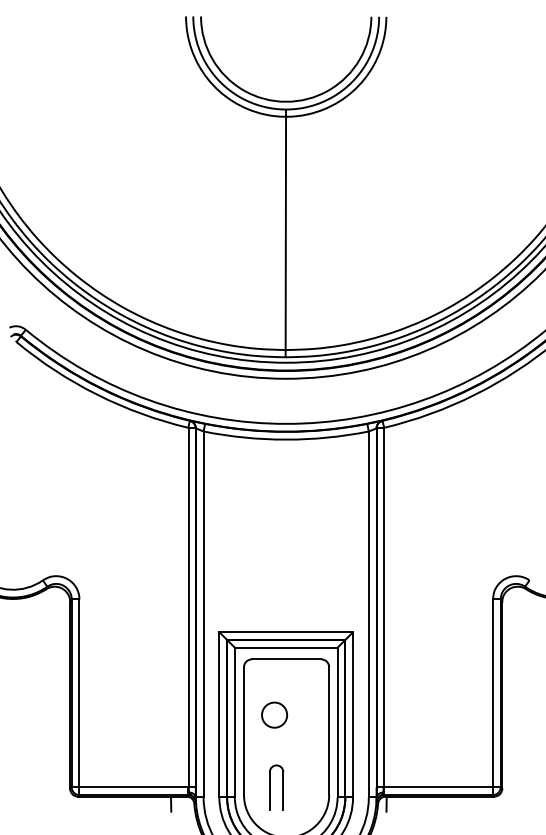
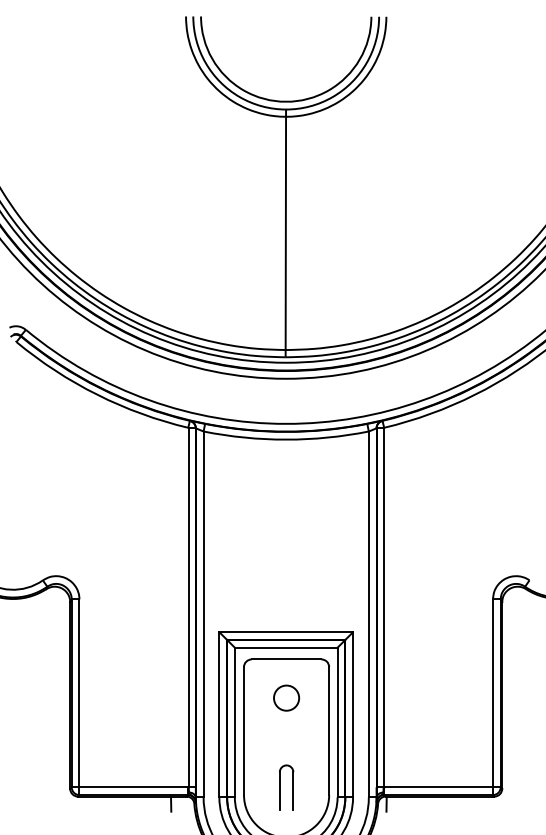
circle position: (274, 714) -> (286, 697) (286, 697)
part position: (276, 787) -> (286, 787) (286, 787)
